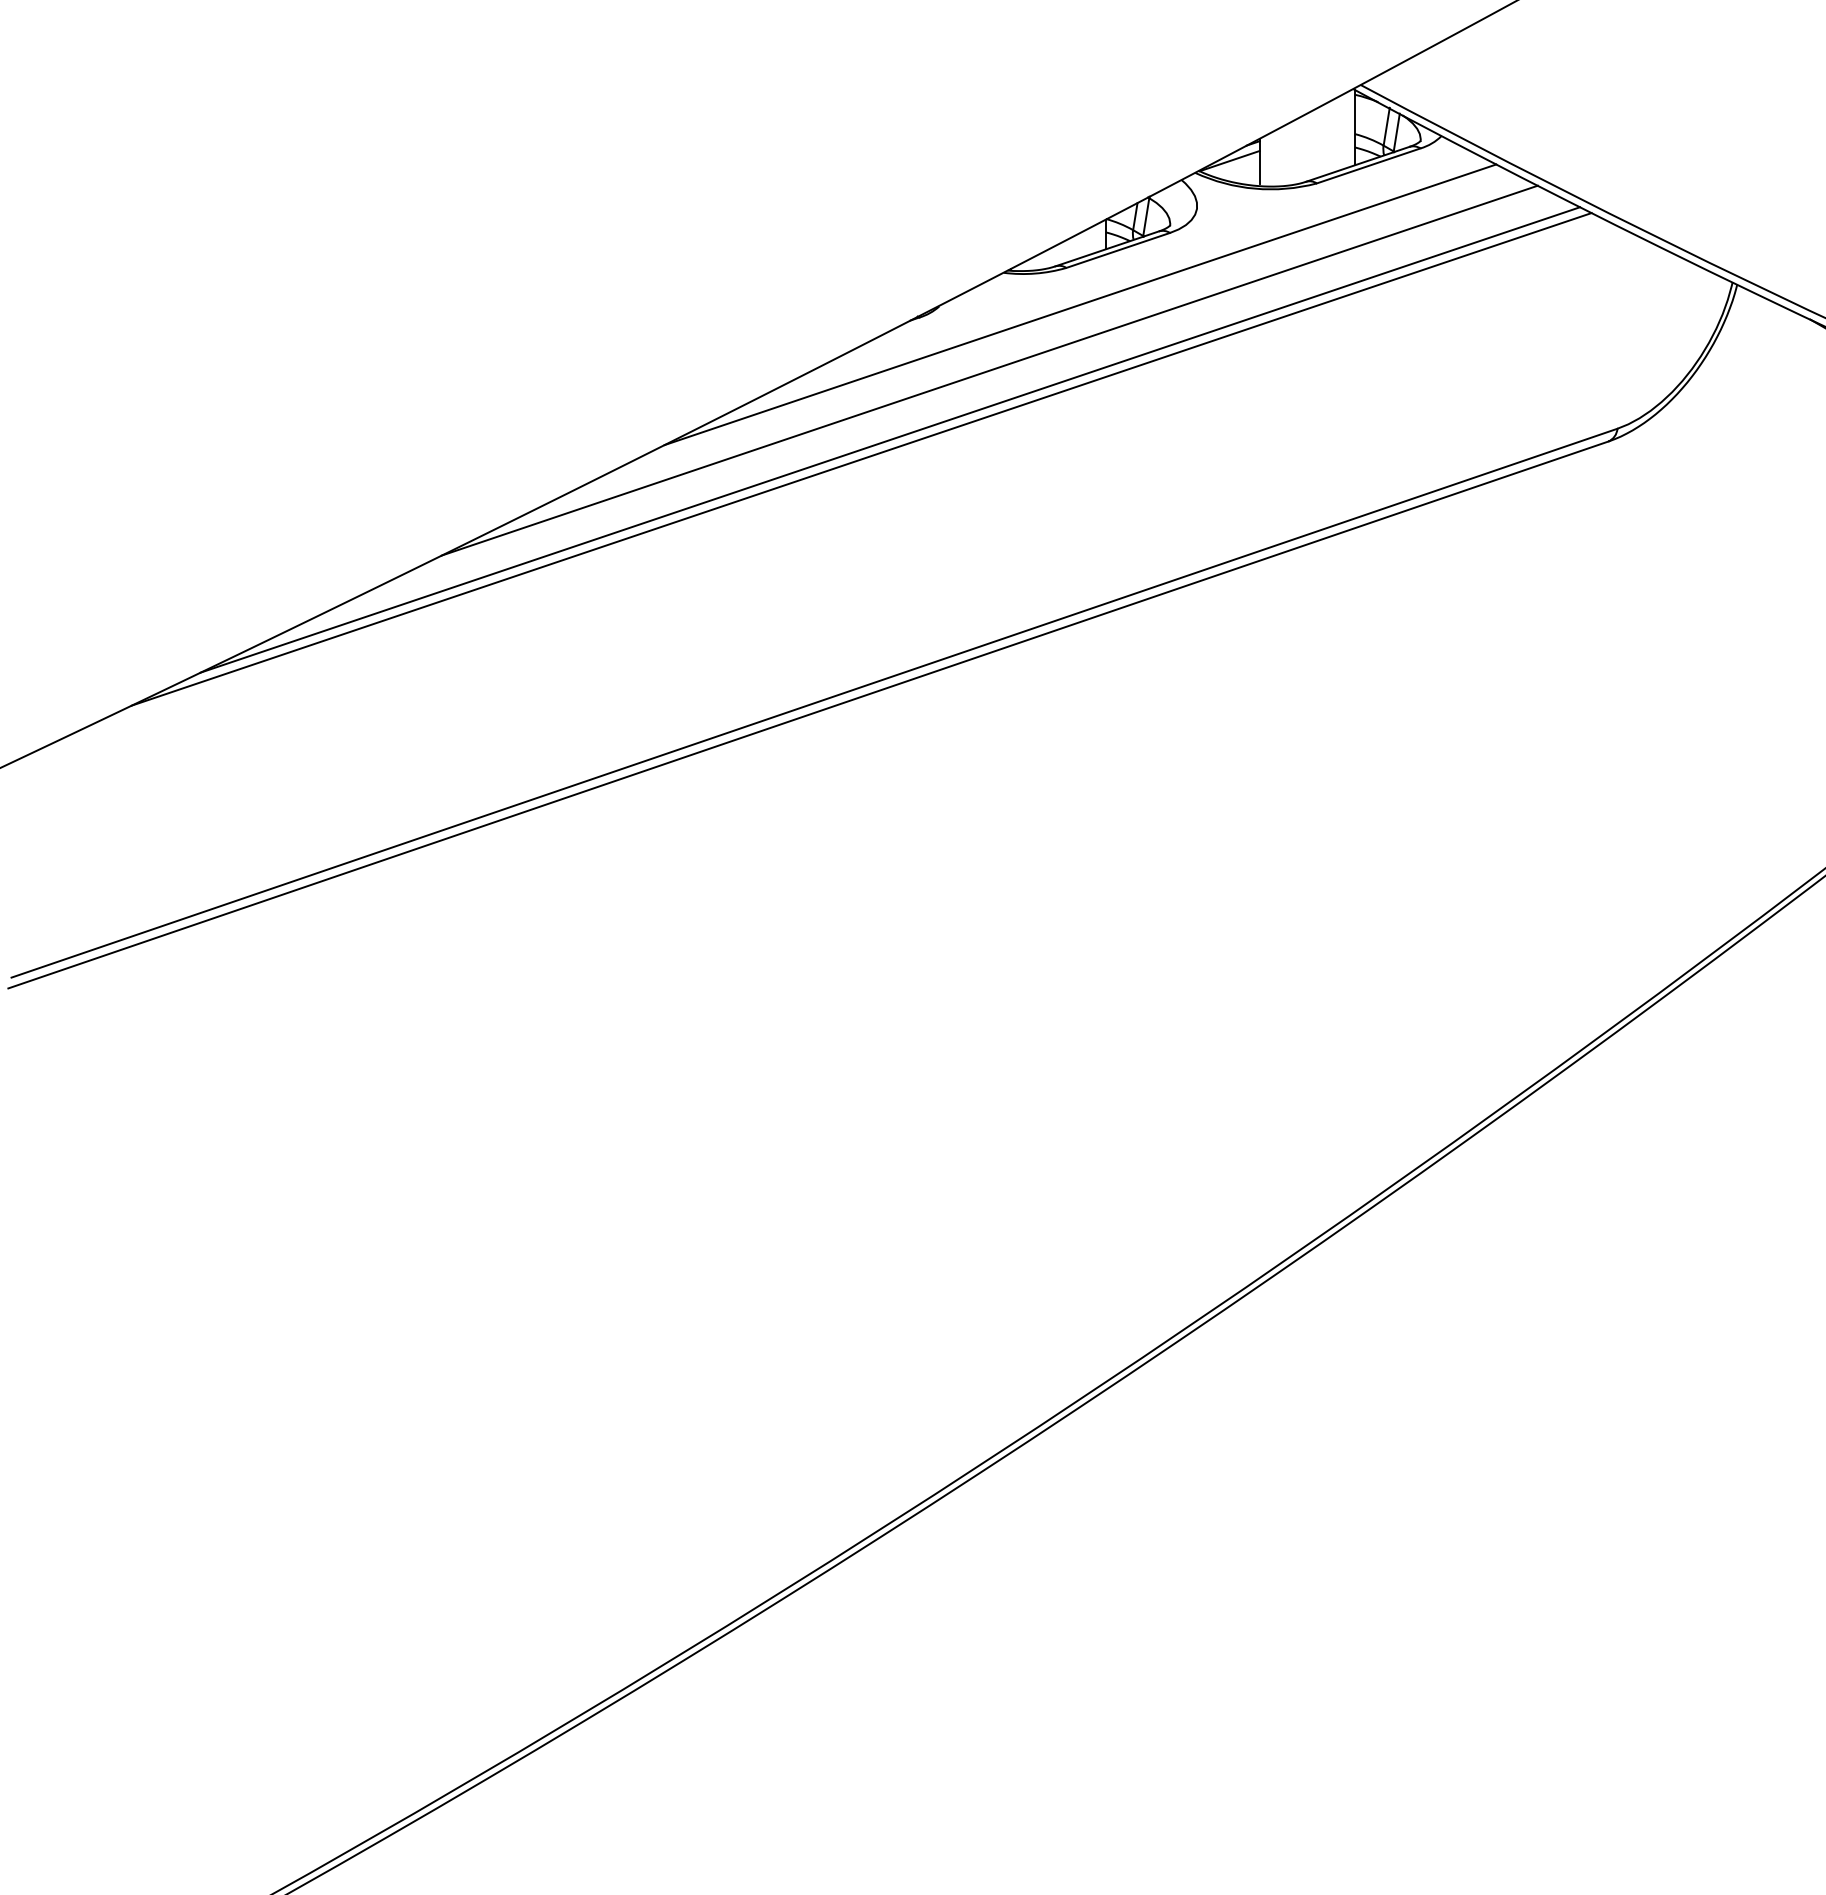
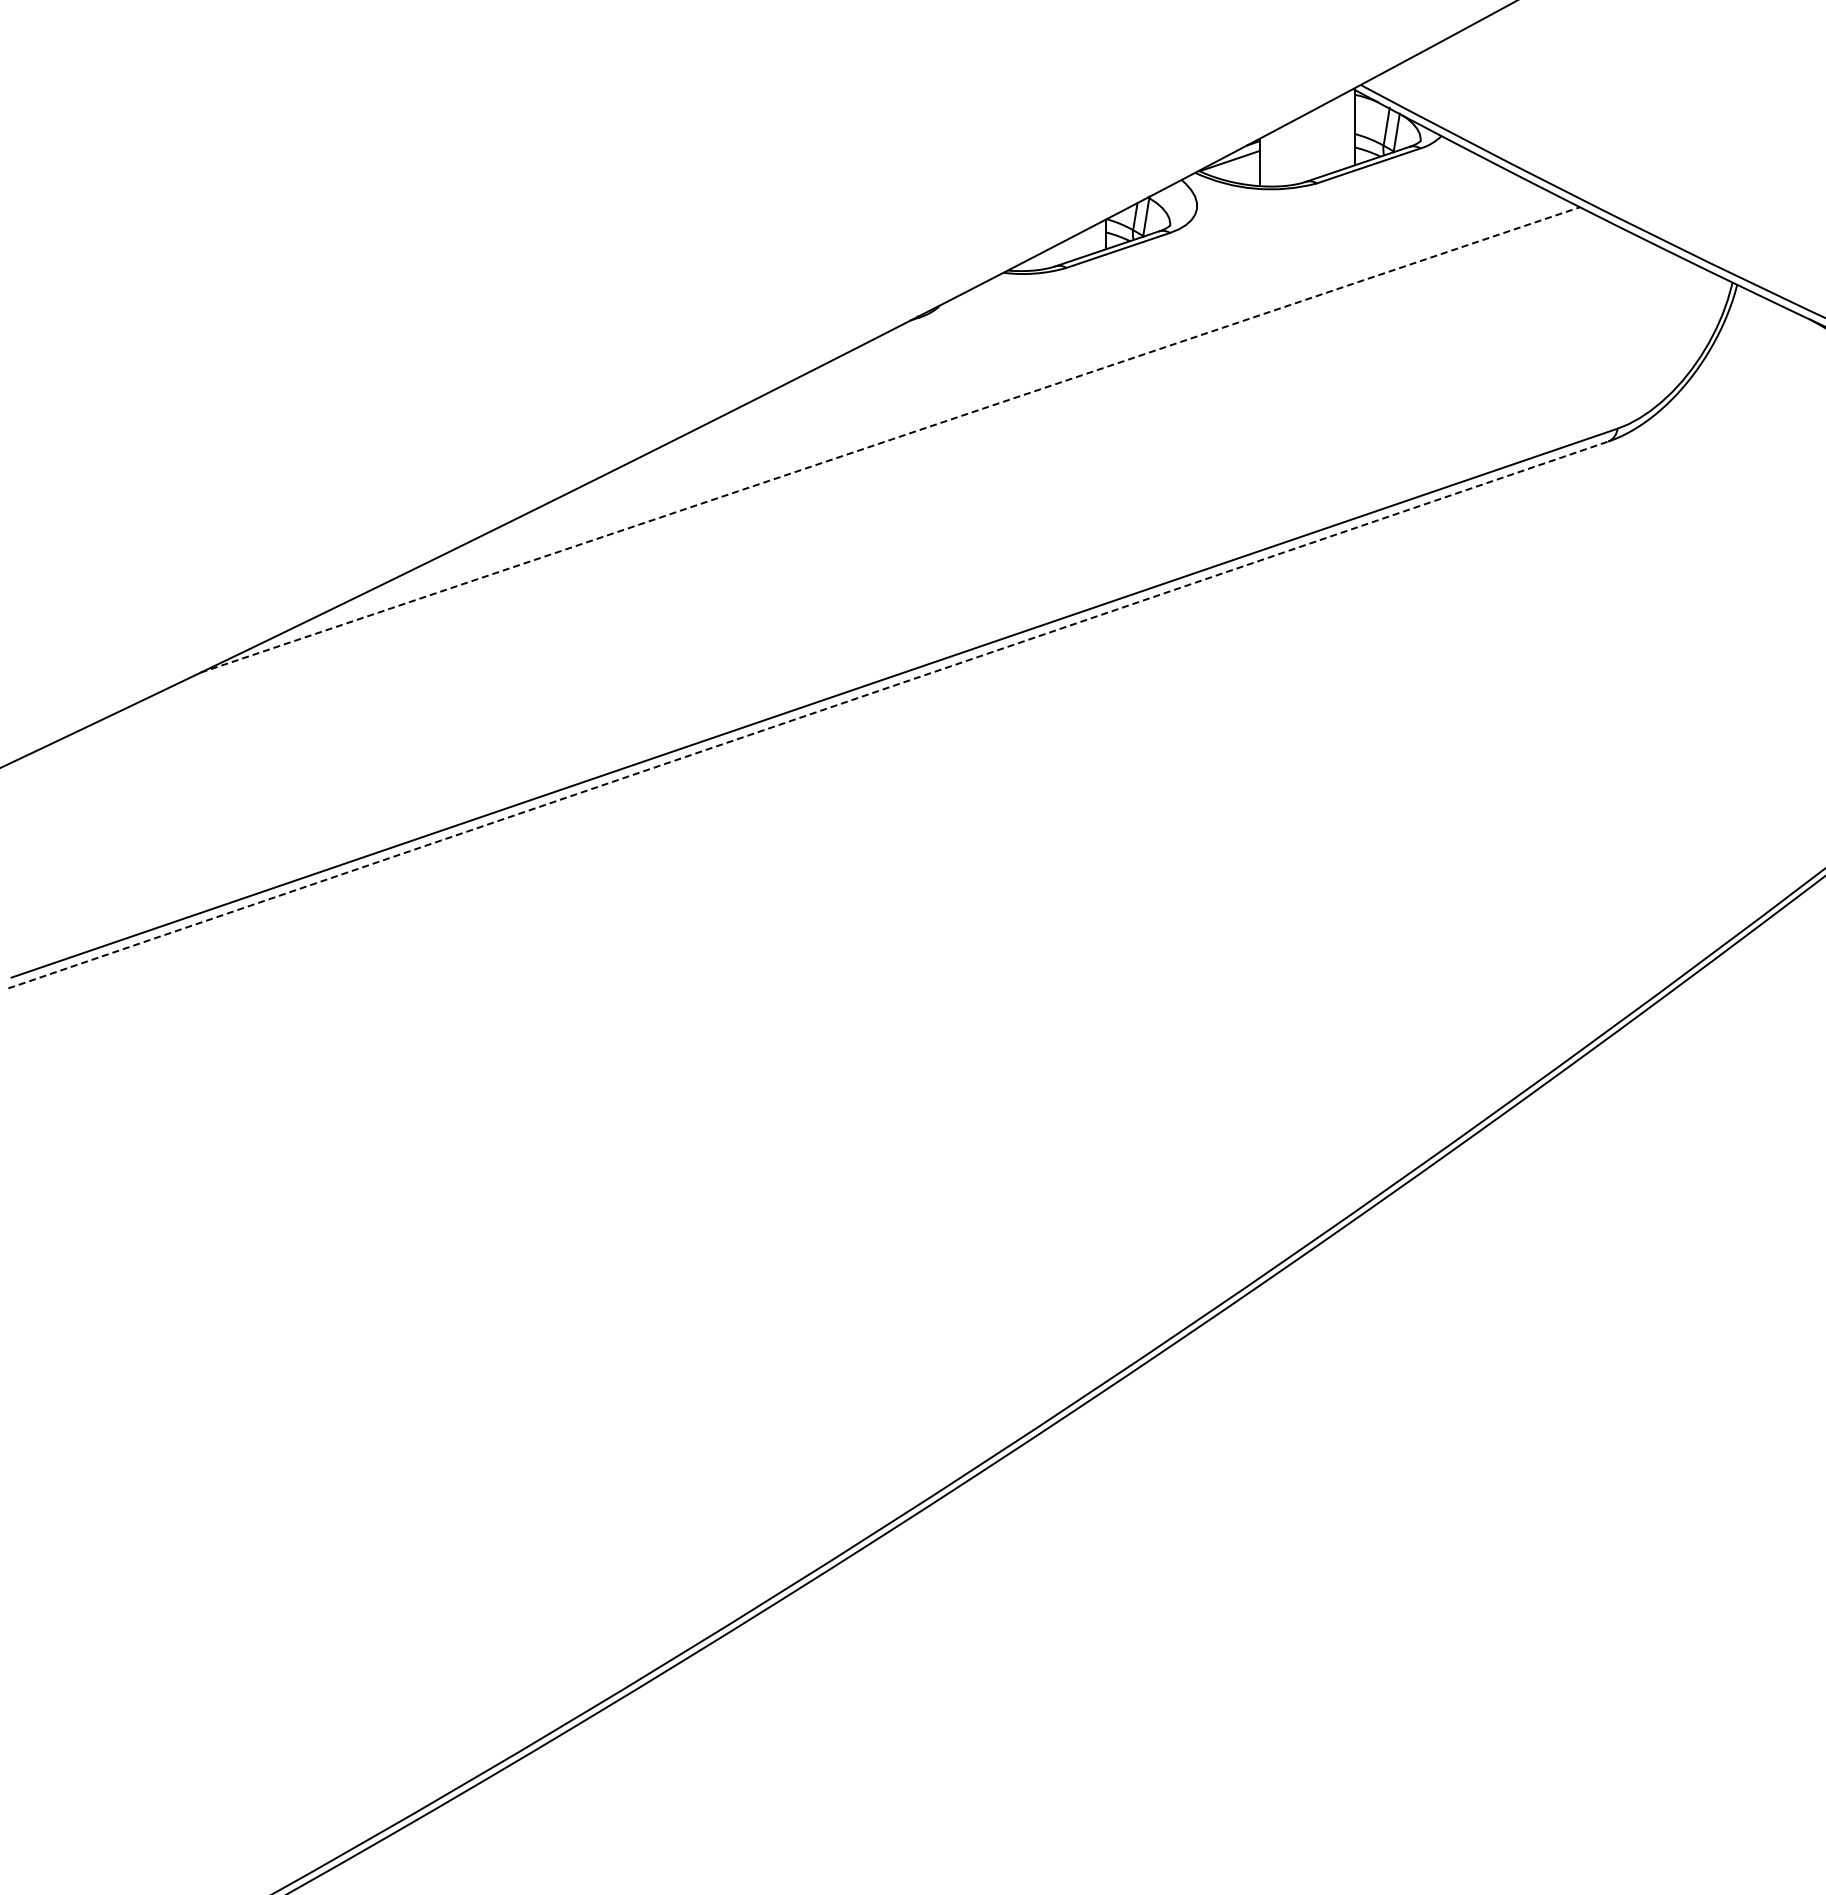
line: present -> none (1080, 304)
line: present -> none (989, 370)
line: solid -> dashed (890, 439)
line: present -> none (861, 459)
line: solid -> dashed (808, 714)
